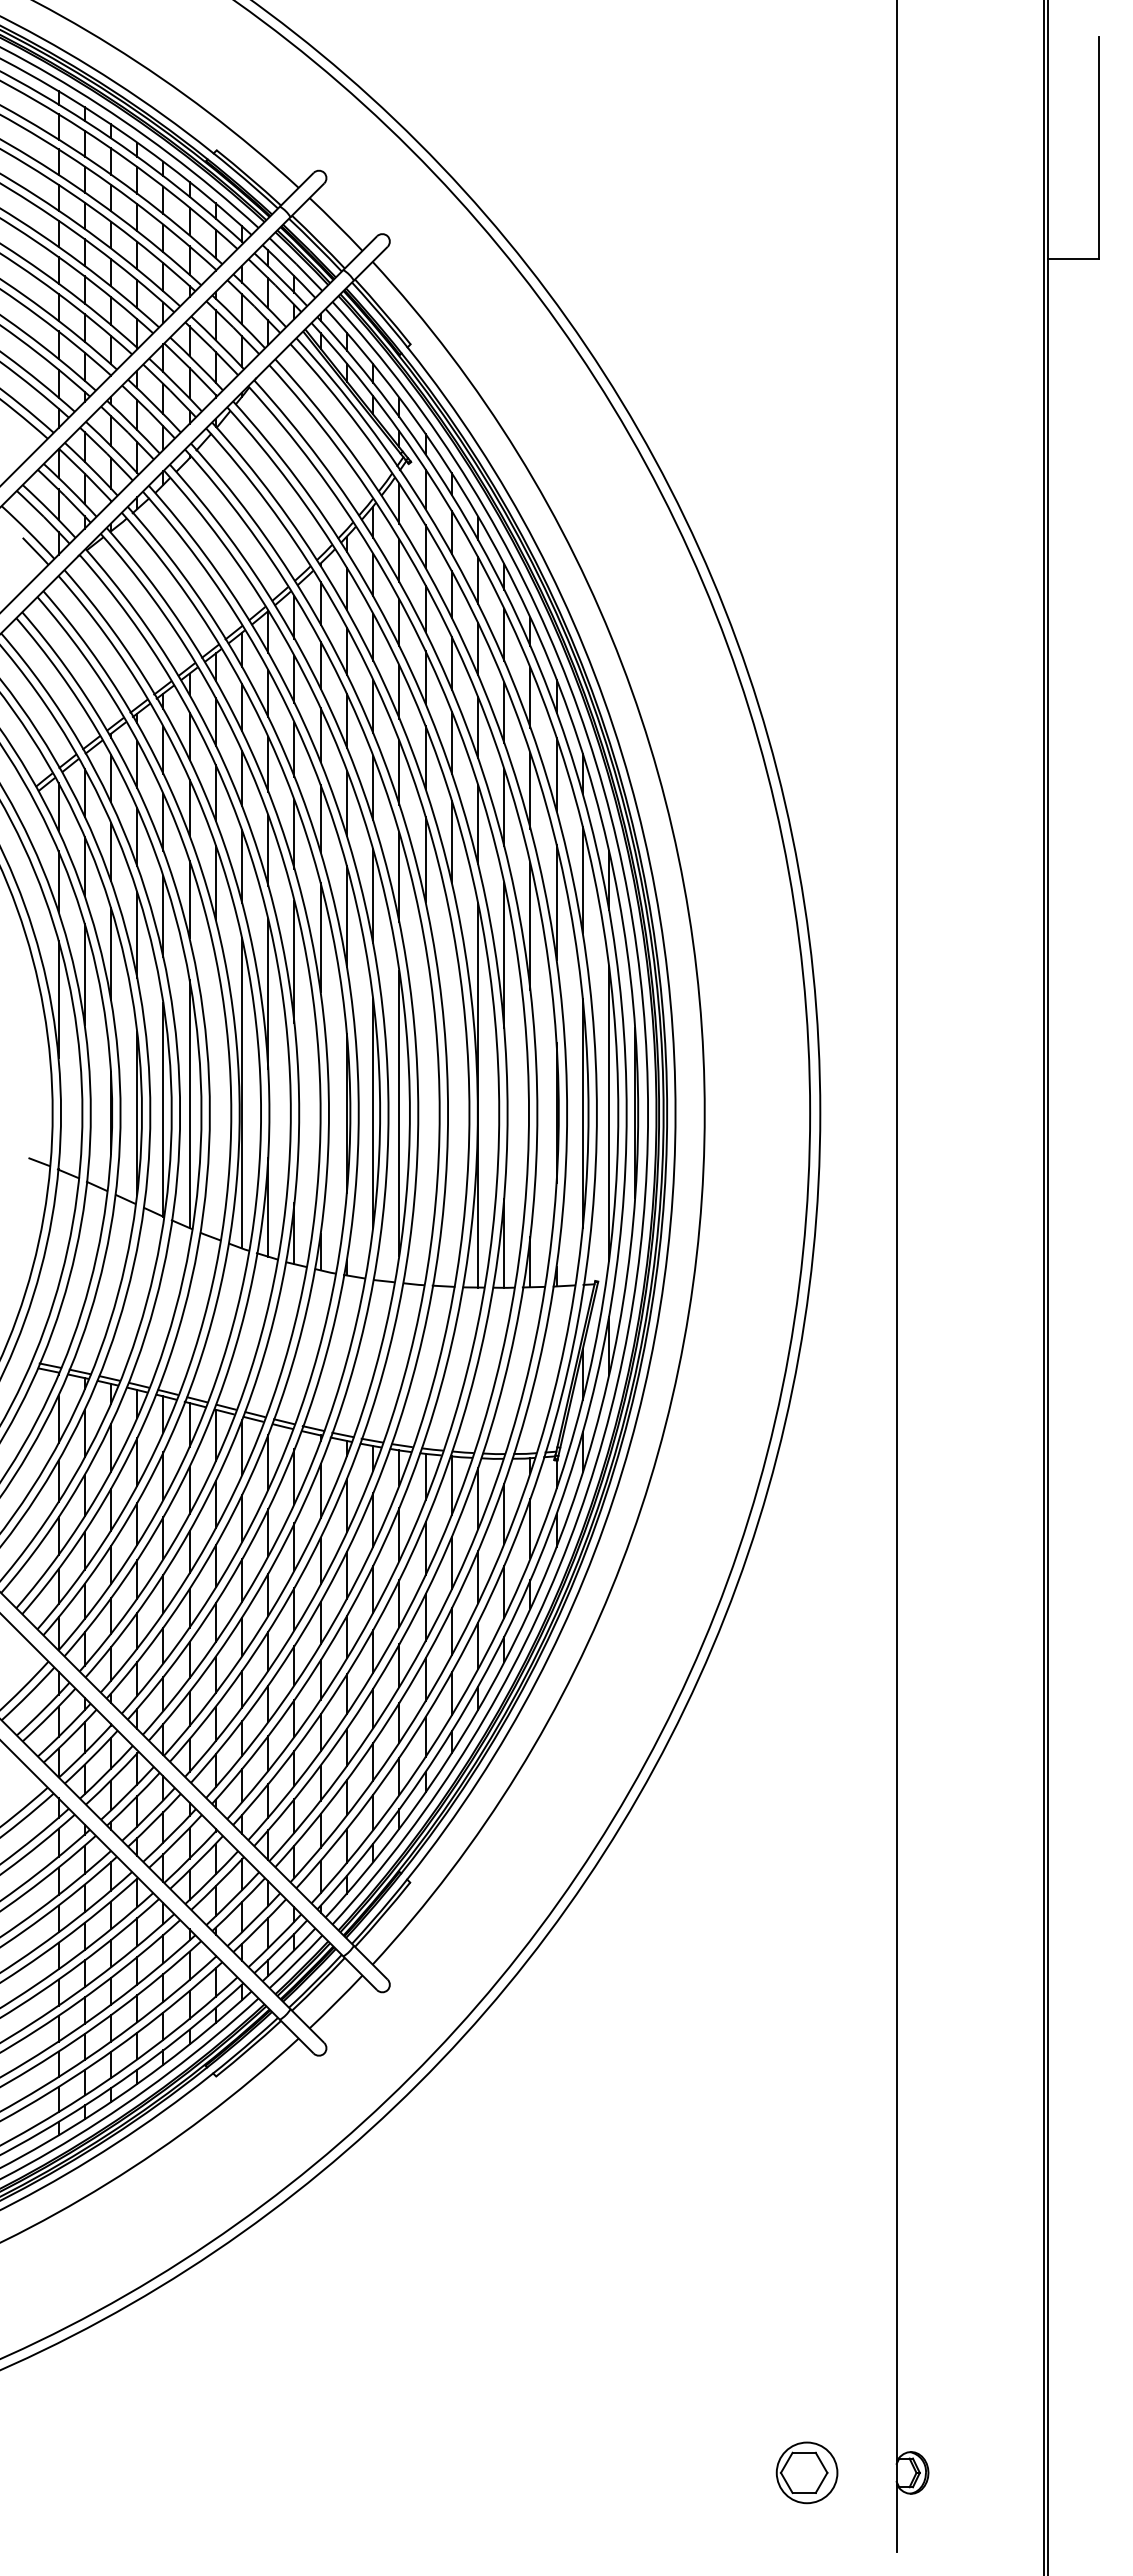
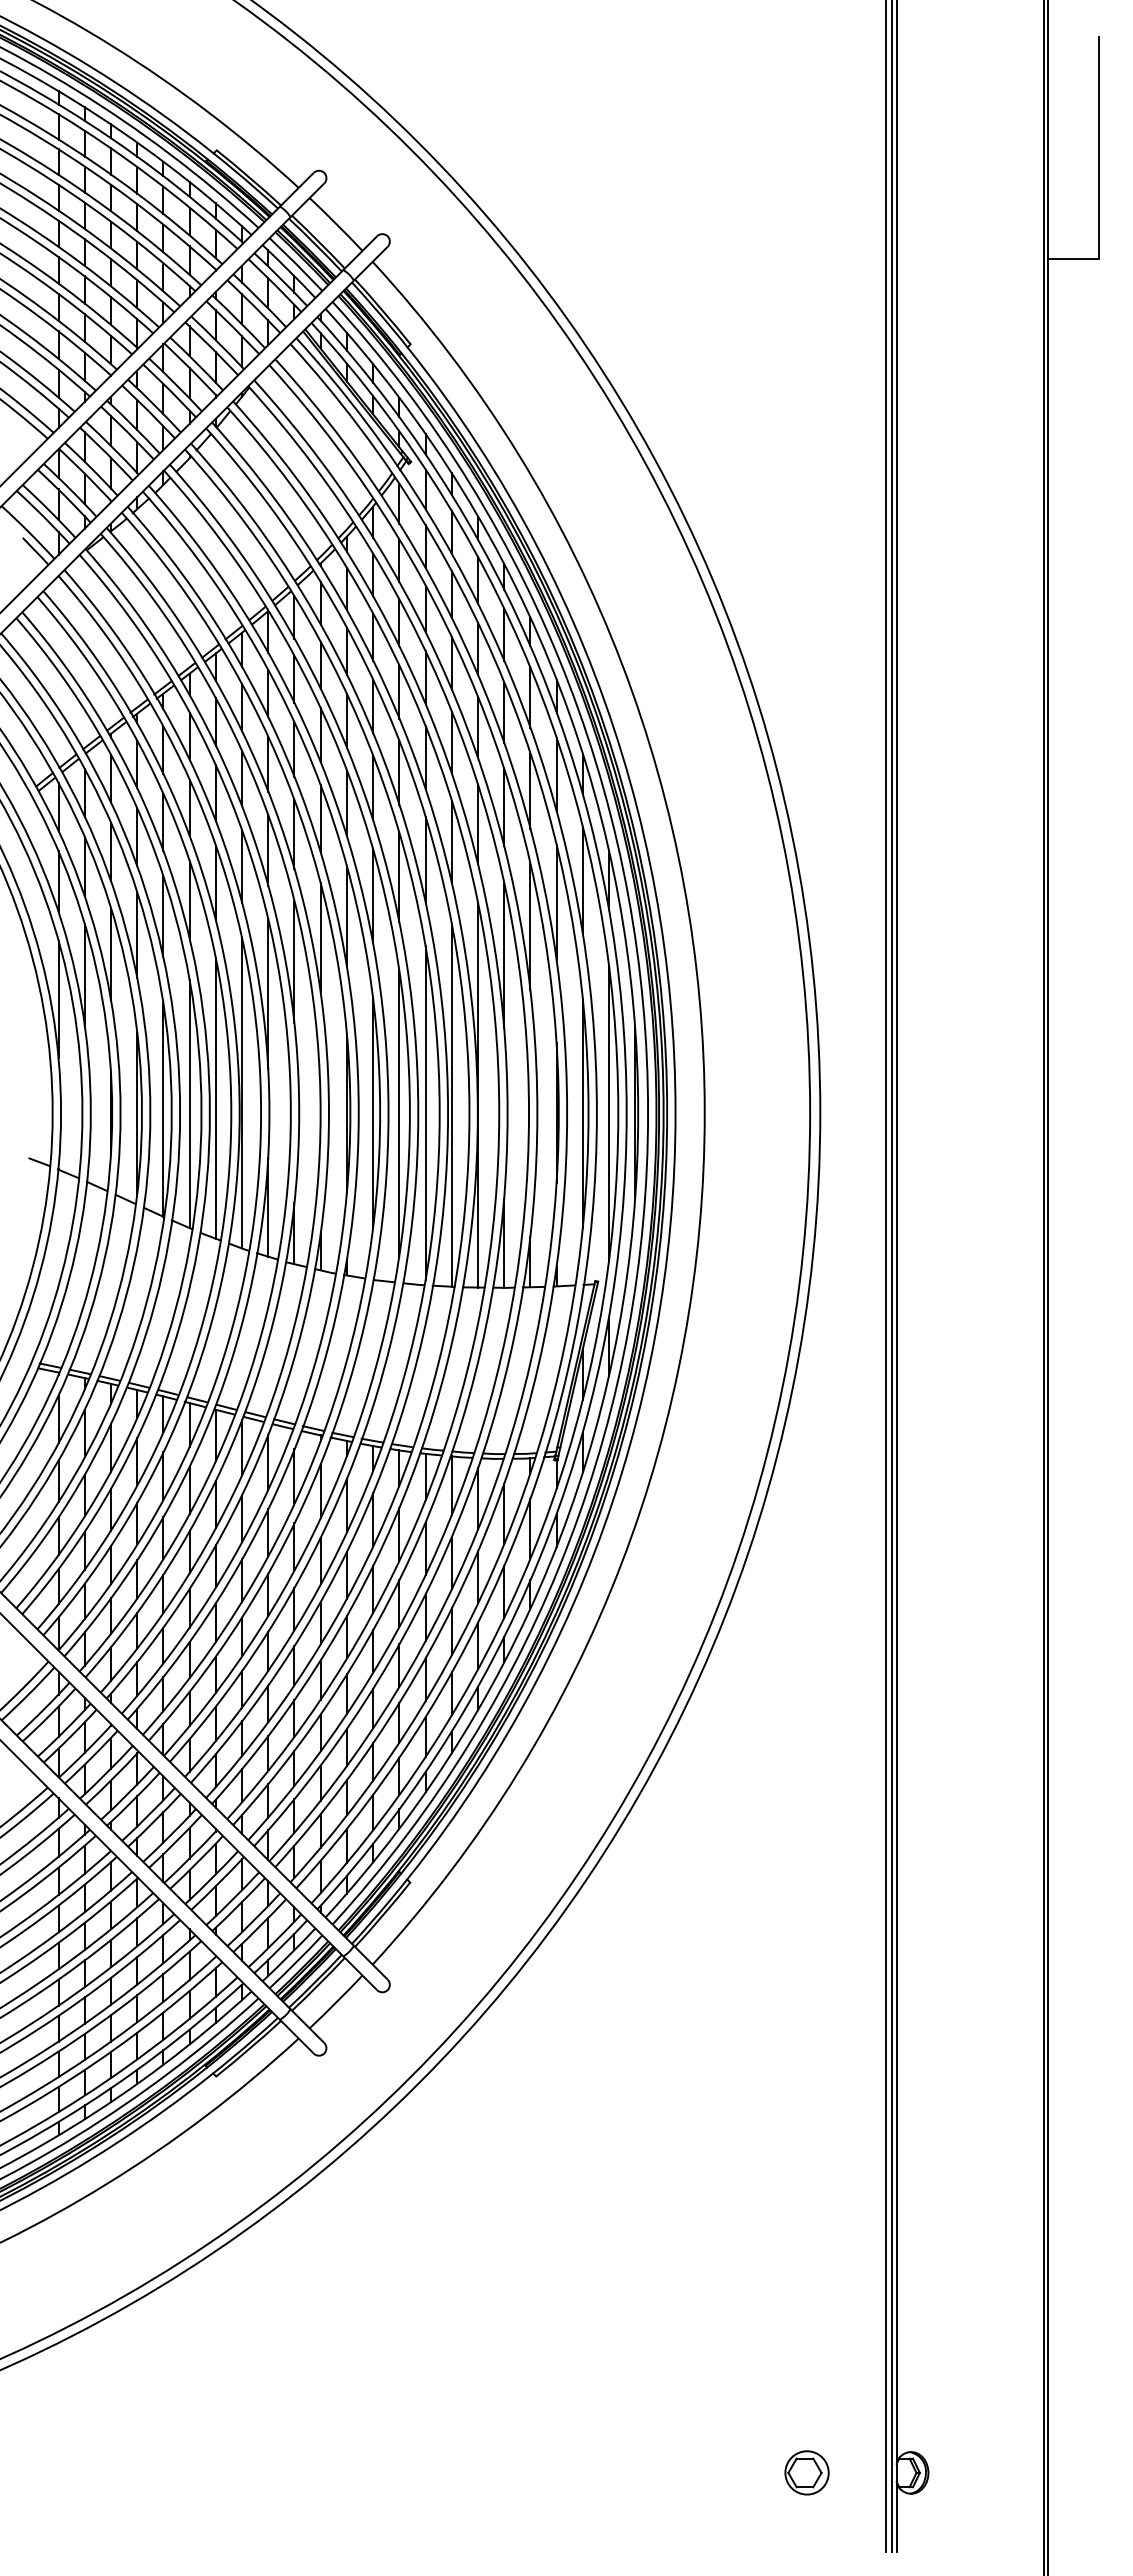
line: none -> present (215, 1098)
line: none -> present (451, 1104)
line: none -> present (425, 1113)
line: none -> present (886, 1277)
line: none -> present (892, 1277)
part size: 64x64 px -> 46x46 px (806, 2472)
